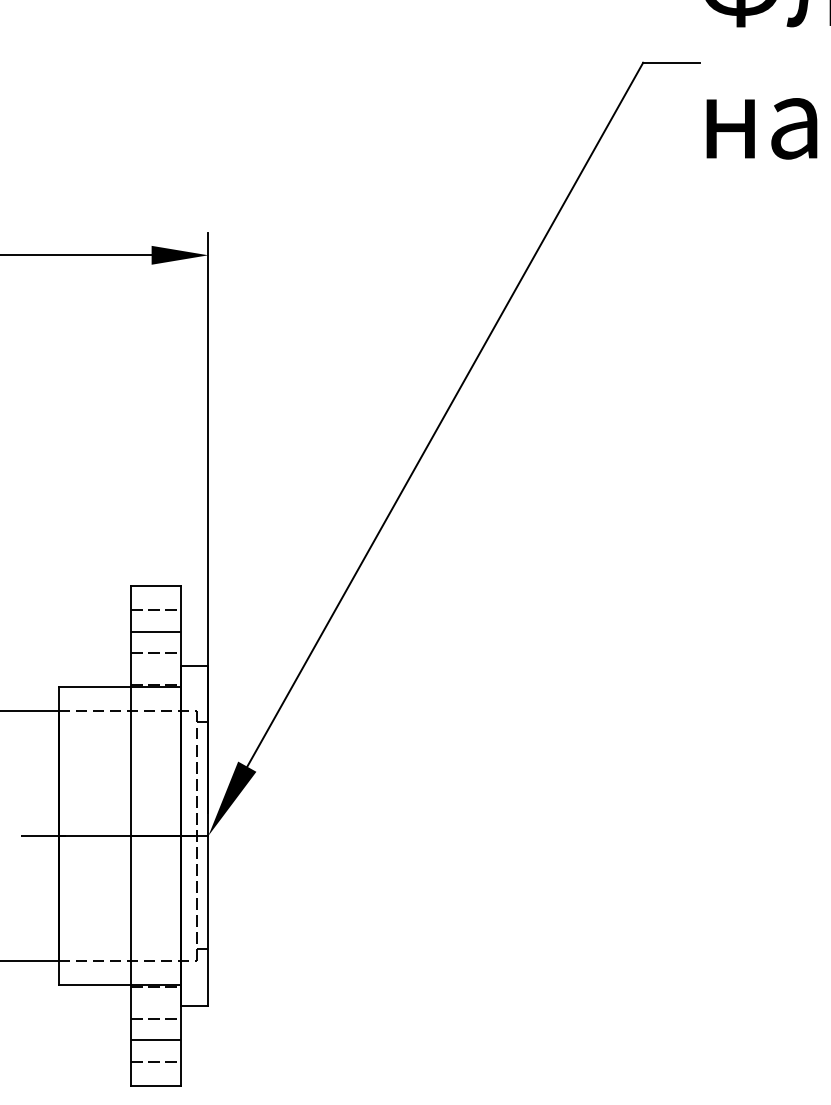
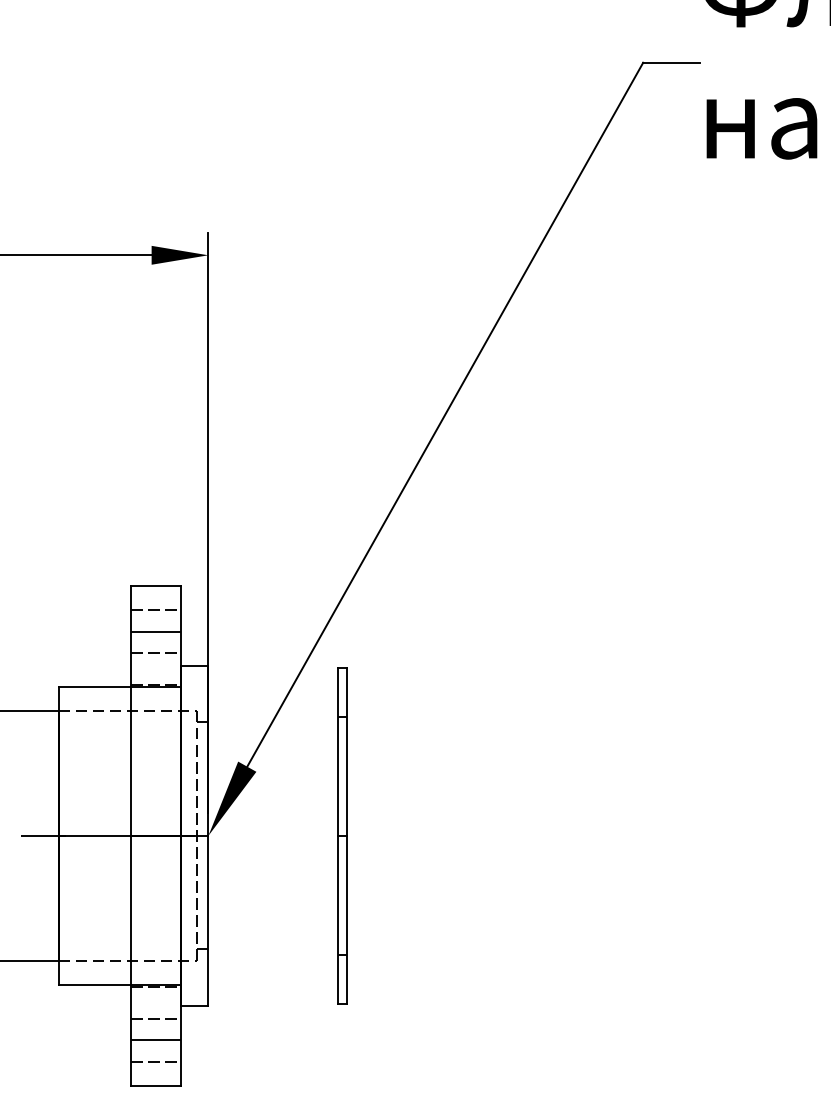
part: none -> present (342, 835)
